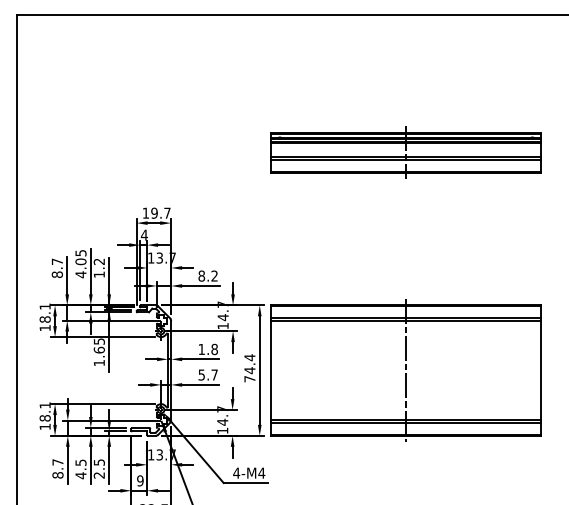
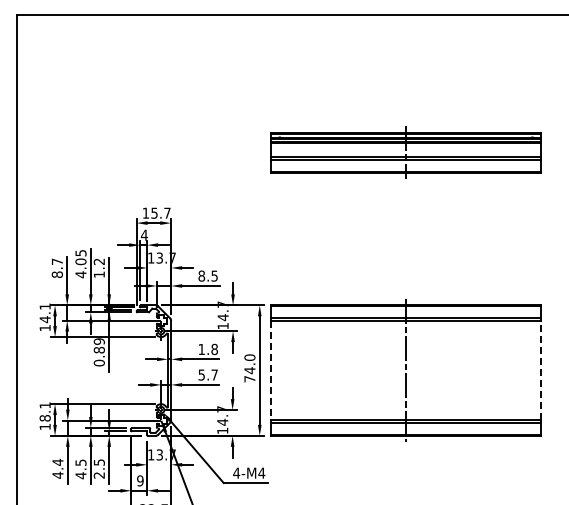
text: 19.7 -> 15.7 (154, 212)
text: 8.2 -> 8.5 (214, 275)
text: 18.1 -> 14.1 (44, 319)
text: 1.65 -> 0.89 (98, 352)
text: 74.4 -> 74.0 (249, 357)
line: solid -> dashed (271, 370)
line: solid -> dashed (541, 370)
text: 8.7 -> 4.4 (57, 468)
